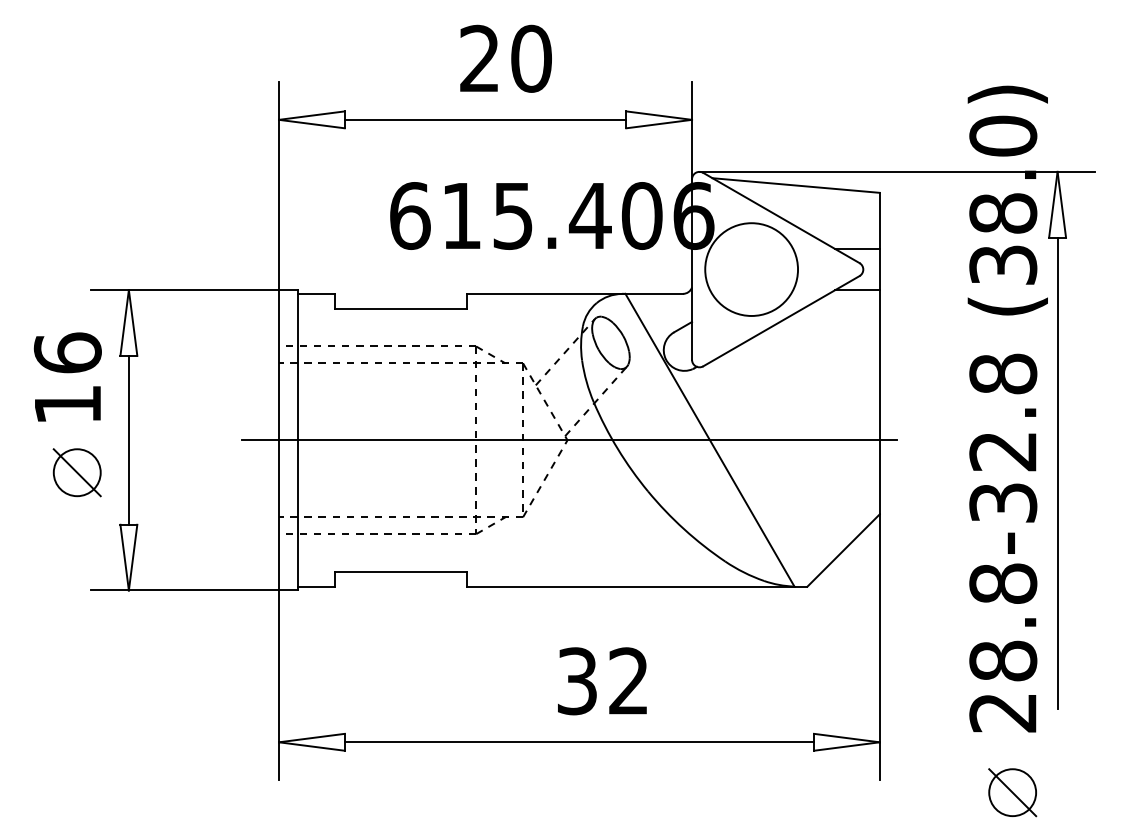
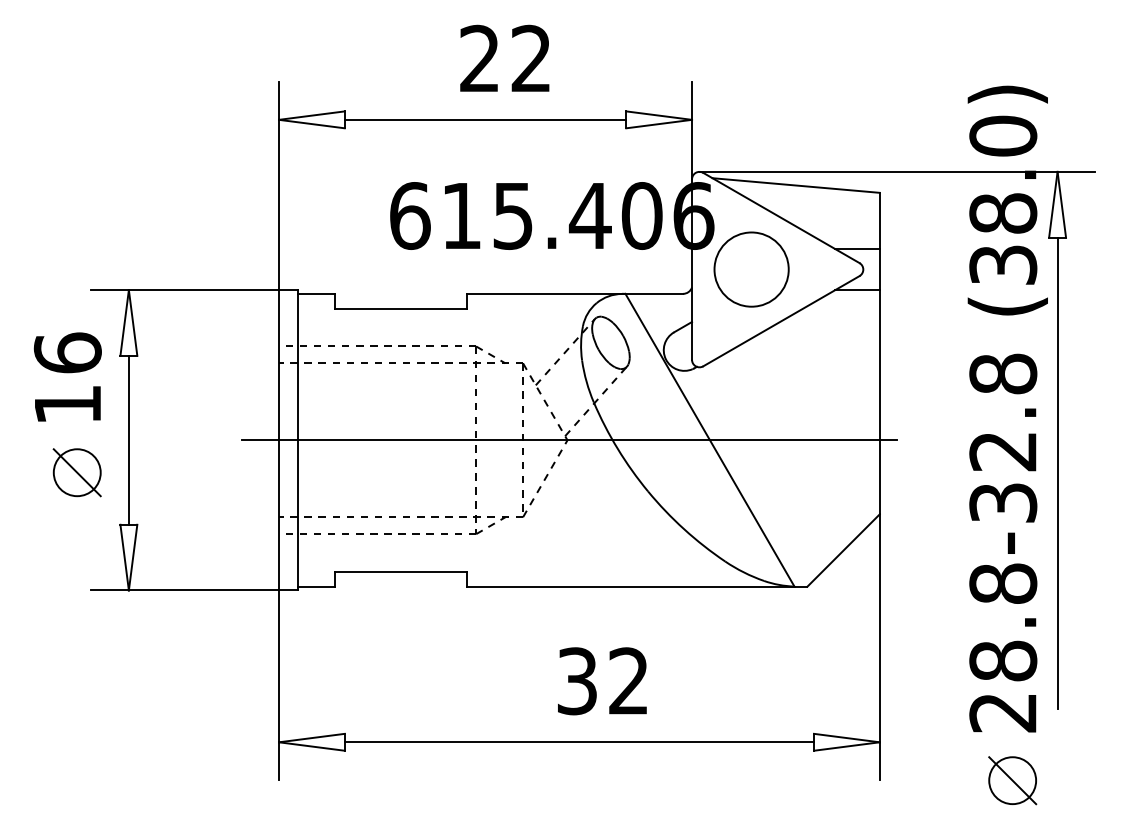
text: 20 -> 22 (531, 58)
circle diameter: 93 px -> 74 px (751, 269)
part position: (1012, 792) -> (1012, 780) (1012, 780)
